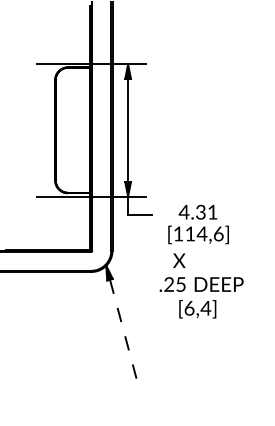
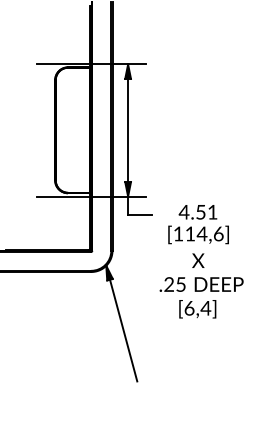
text: 4.31 -> 4.51 (200, 211)
text position: (179, 260) -> (198, 260) (198, 260)
line: dashed -> solid (123, 330)
